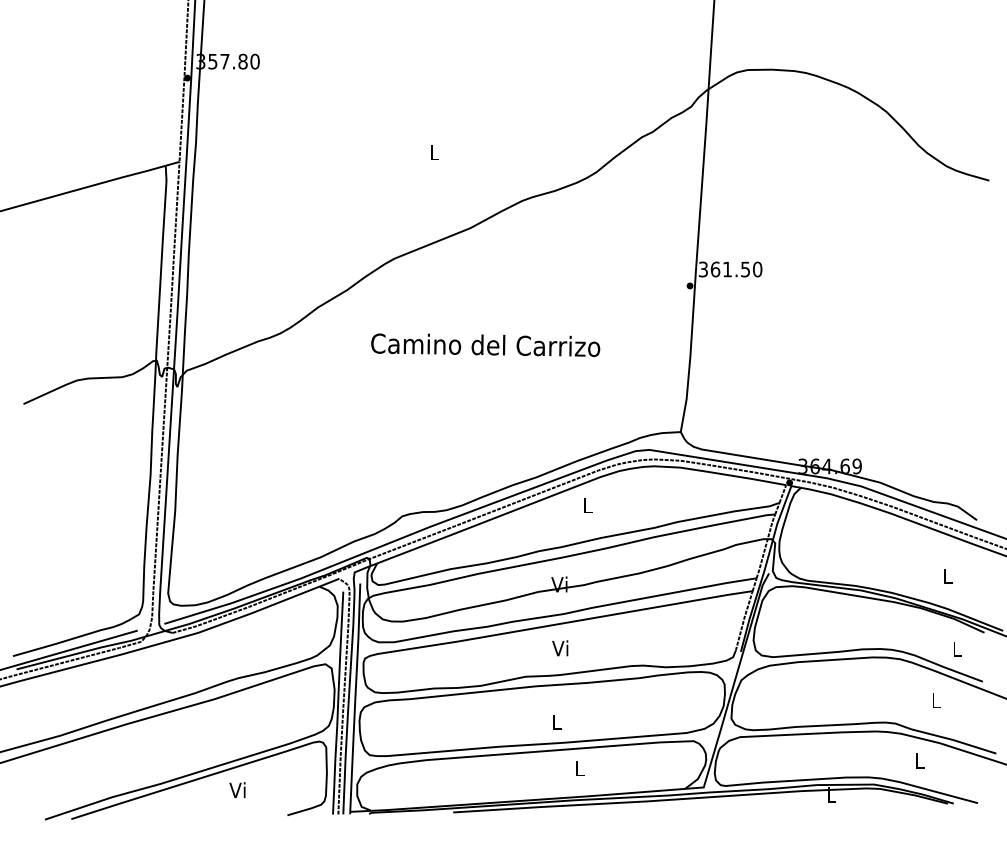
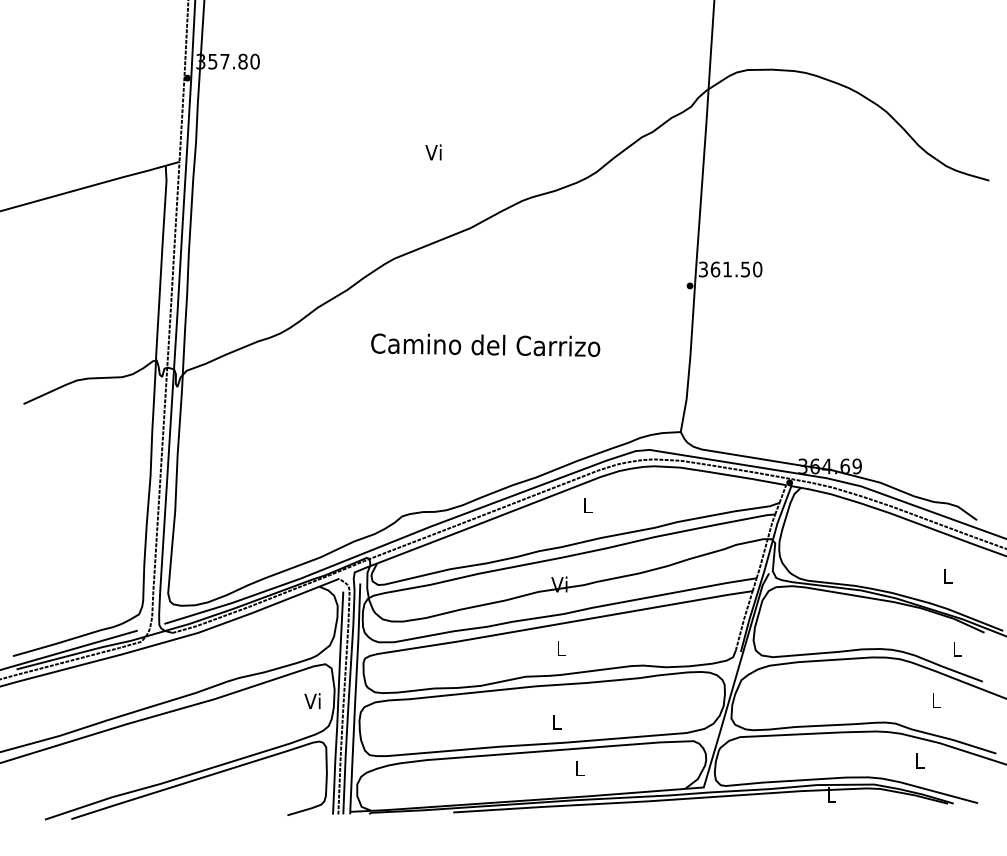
text: L -> Vi (433, 152)
text: Vi -> L (560, 648)
text position: (237, 790) -> (312, 701) (312, 701)
